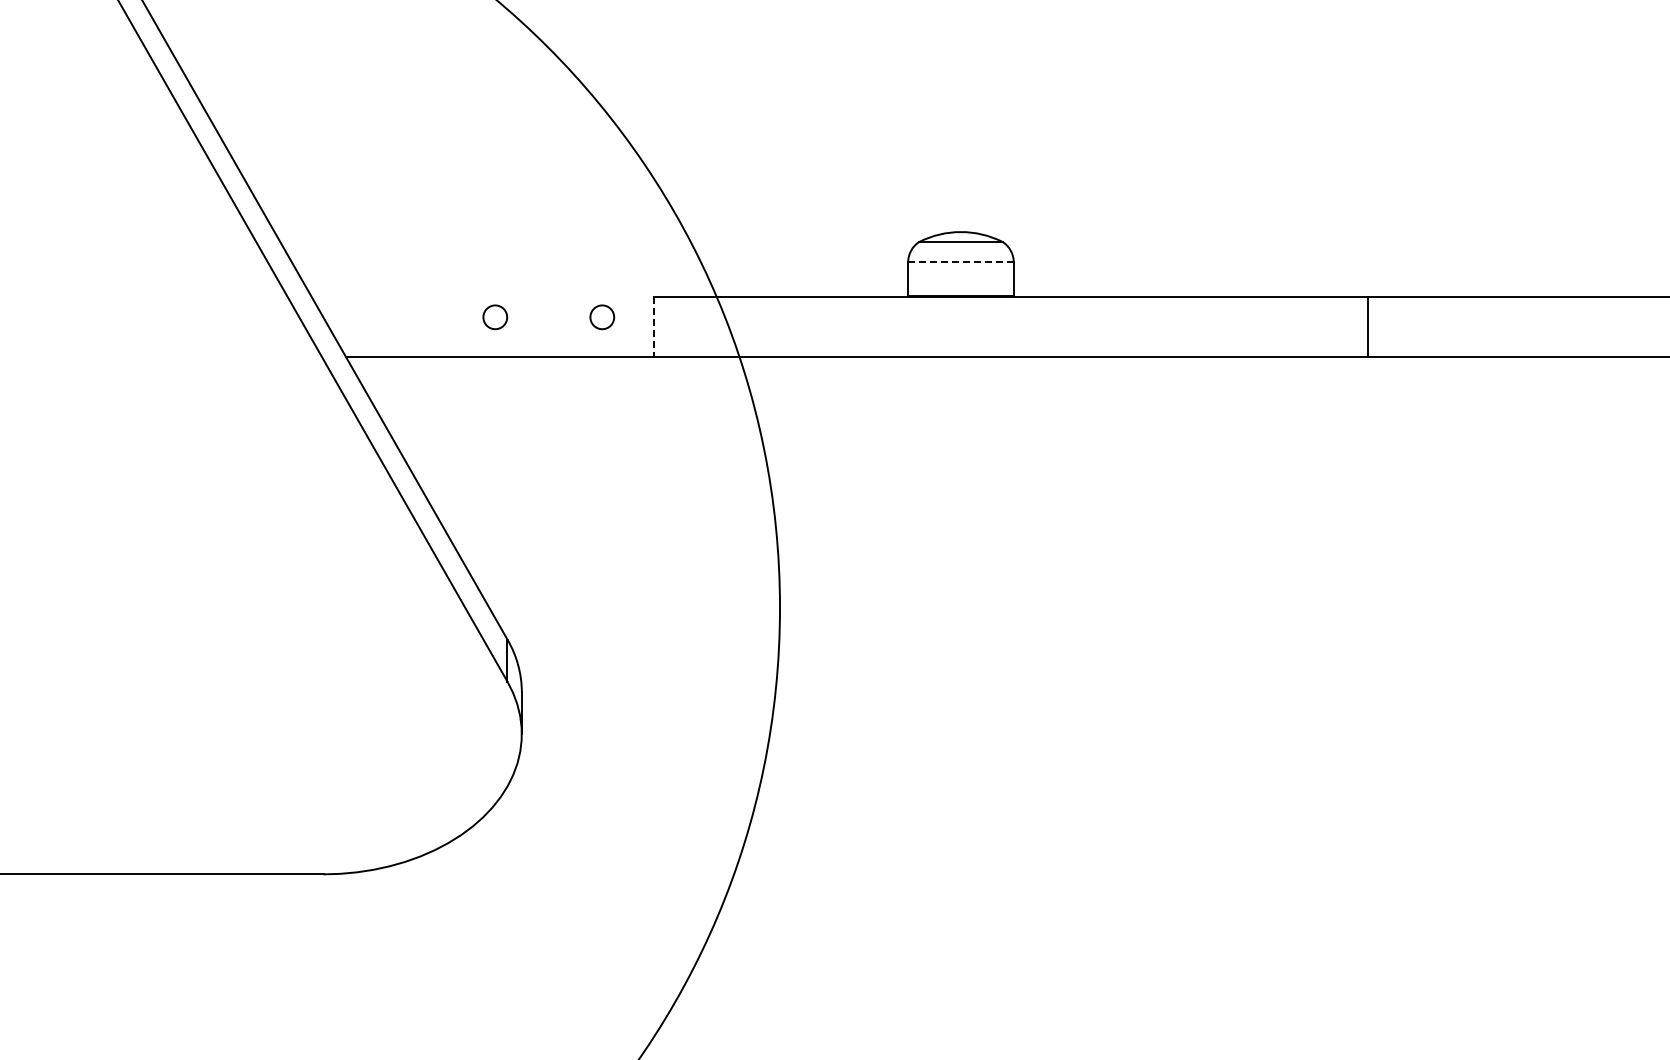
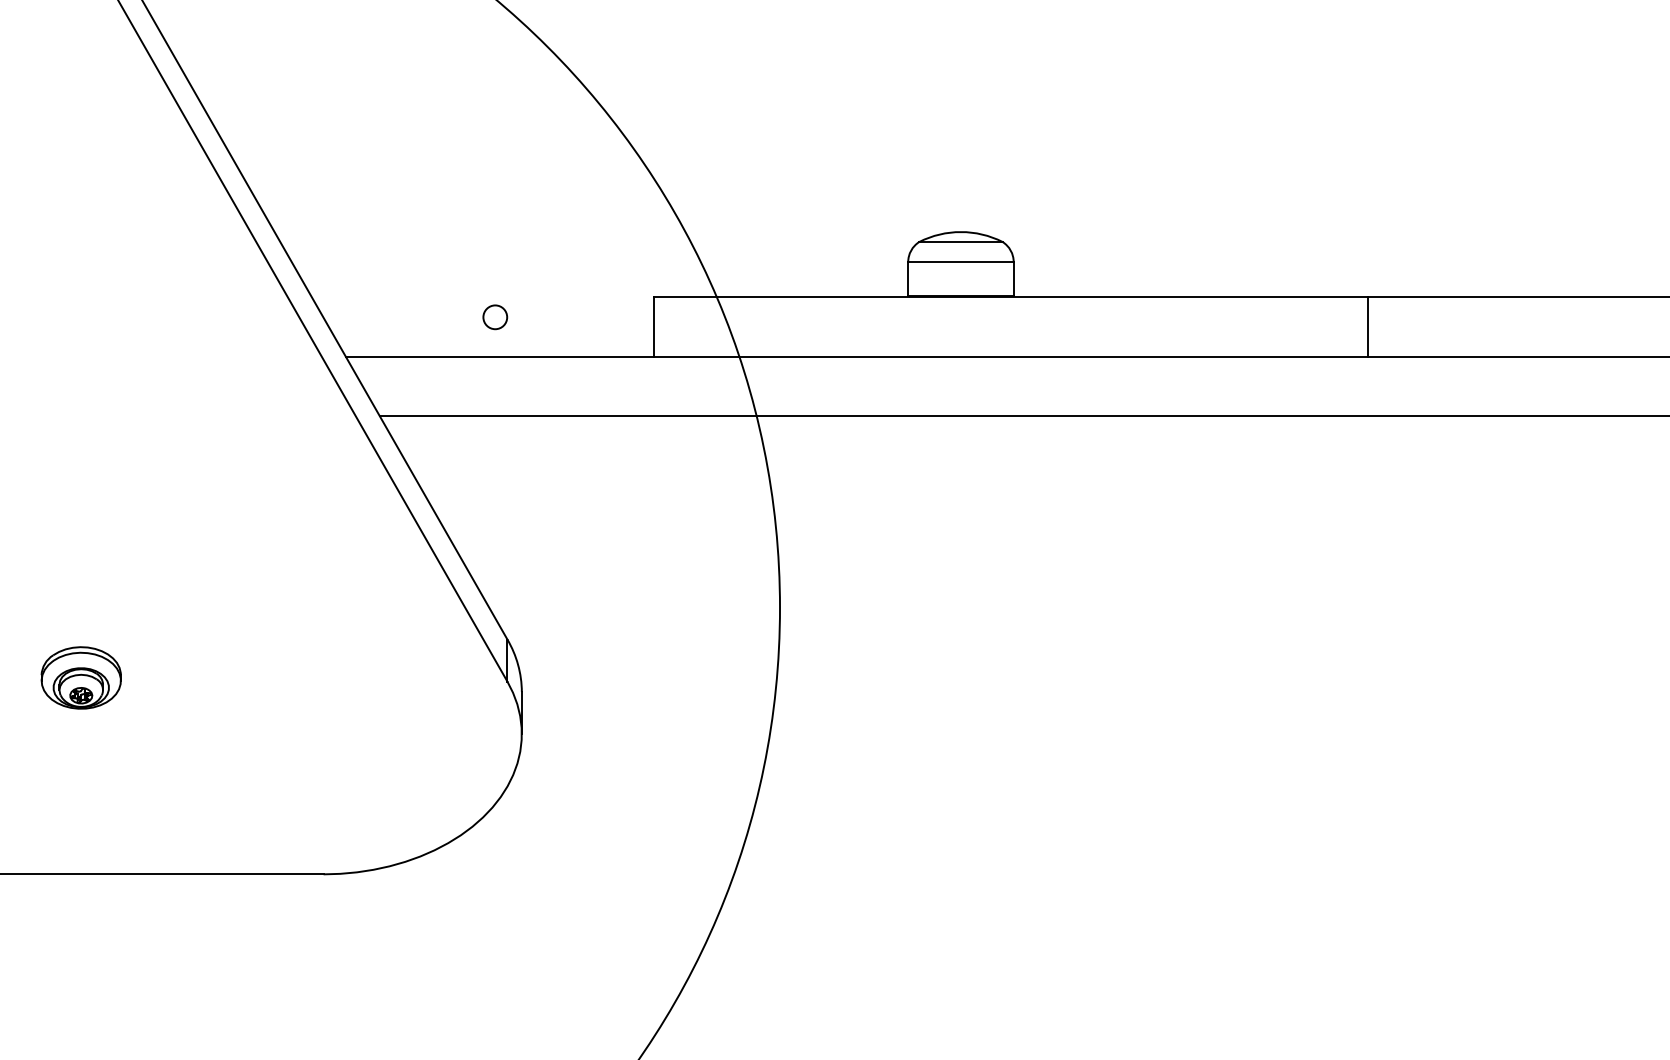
line: dashed -> solid (960, 262)
circle: present -> none (602, 317)
line: dashed -> solid (653, 327)
line: none -> present (1022, 416)
part: none -> present (80, 677)
